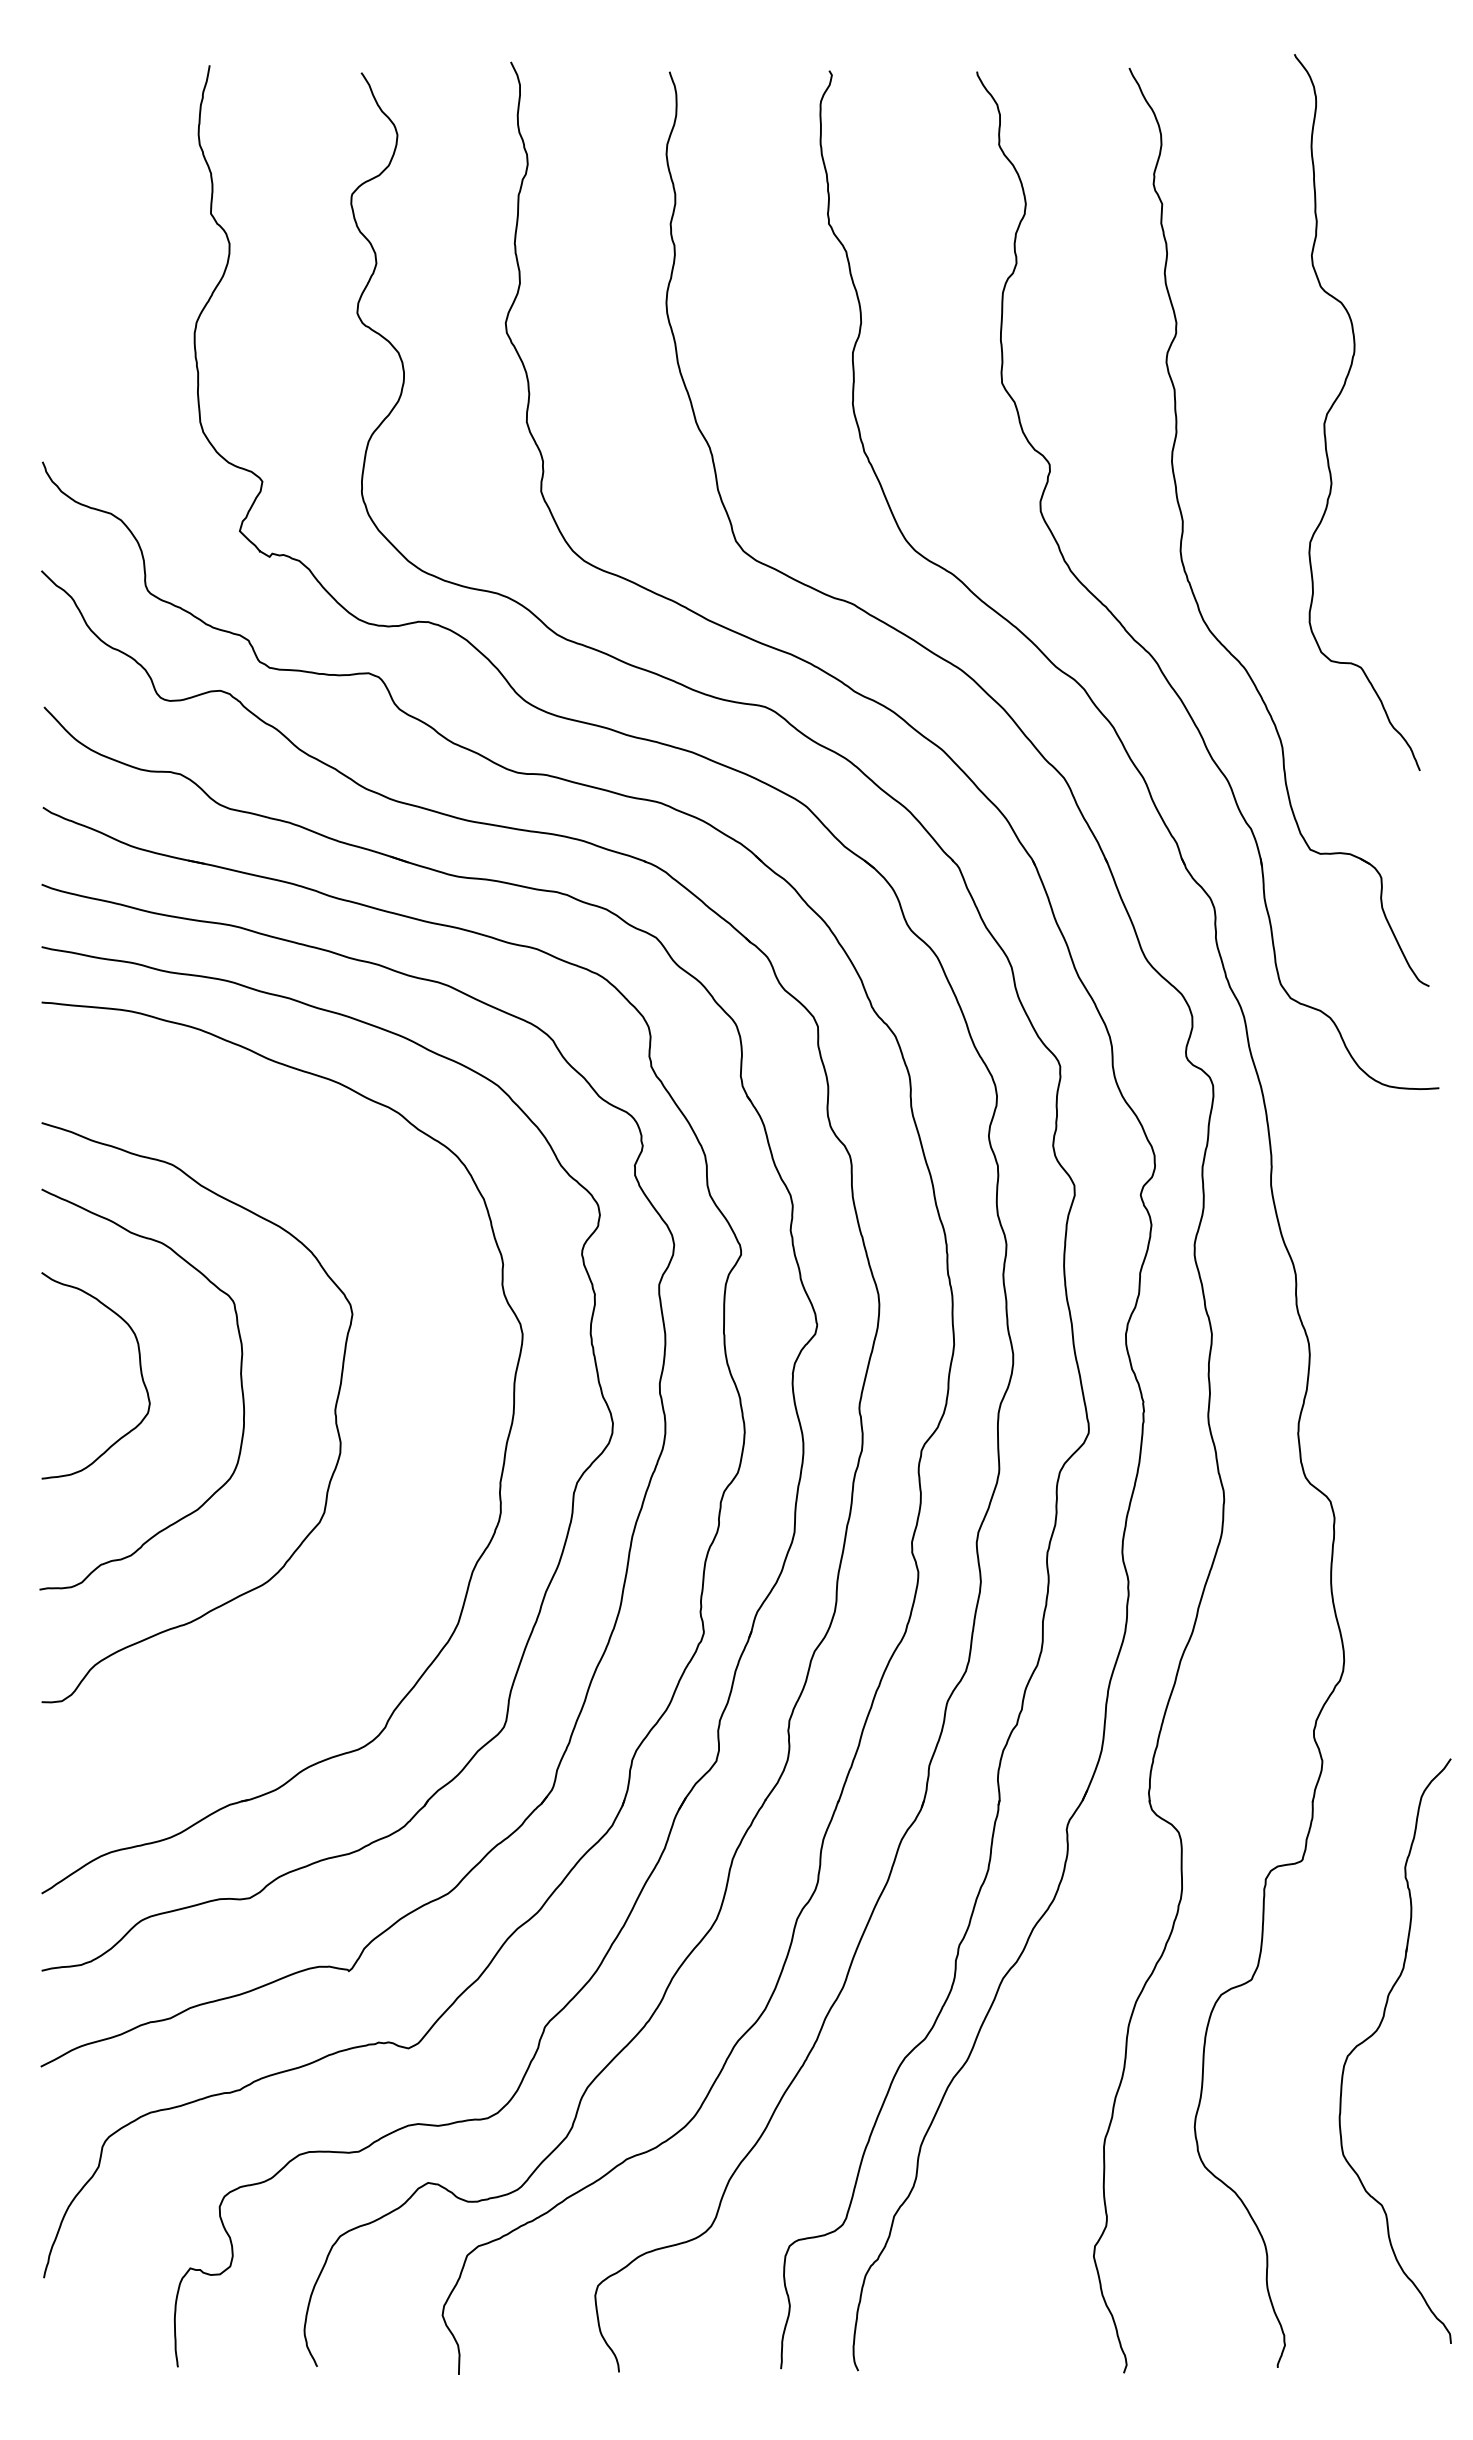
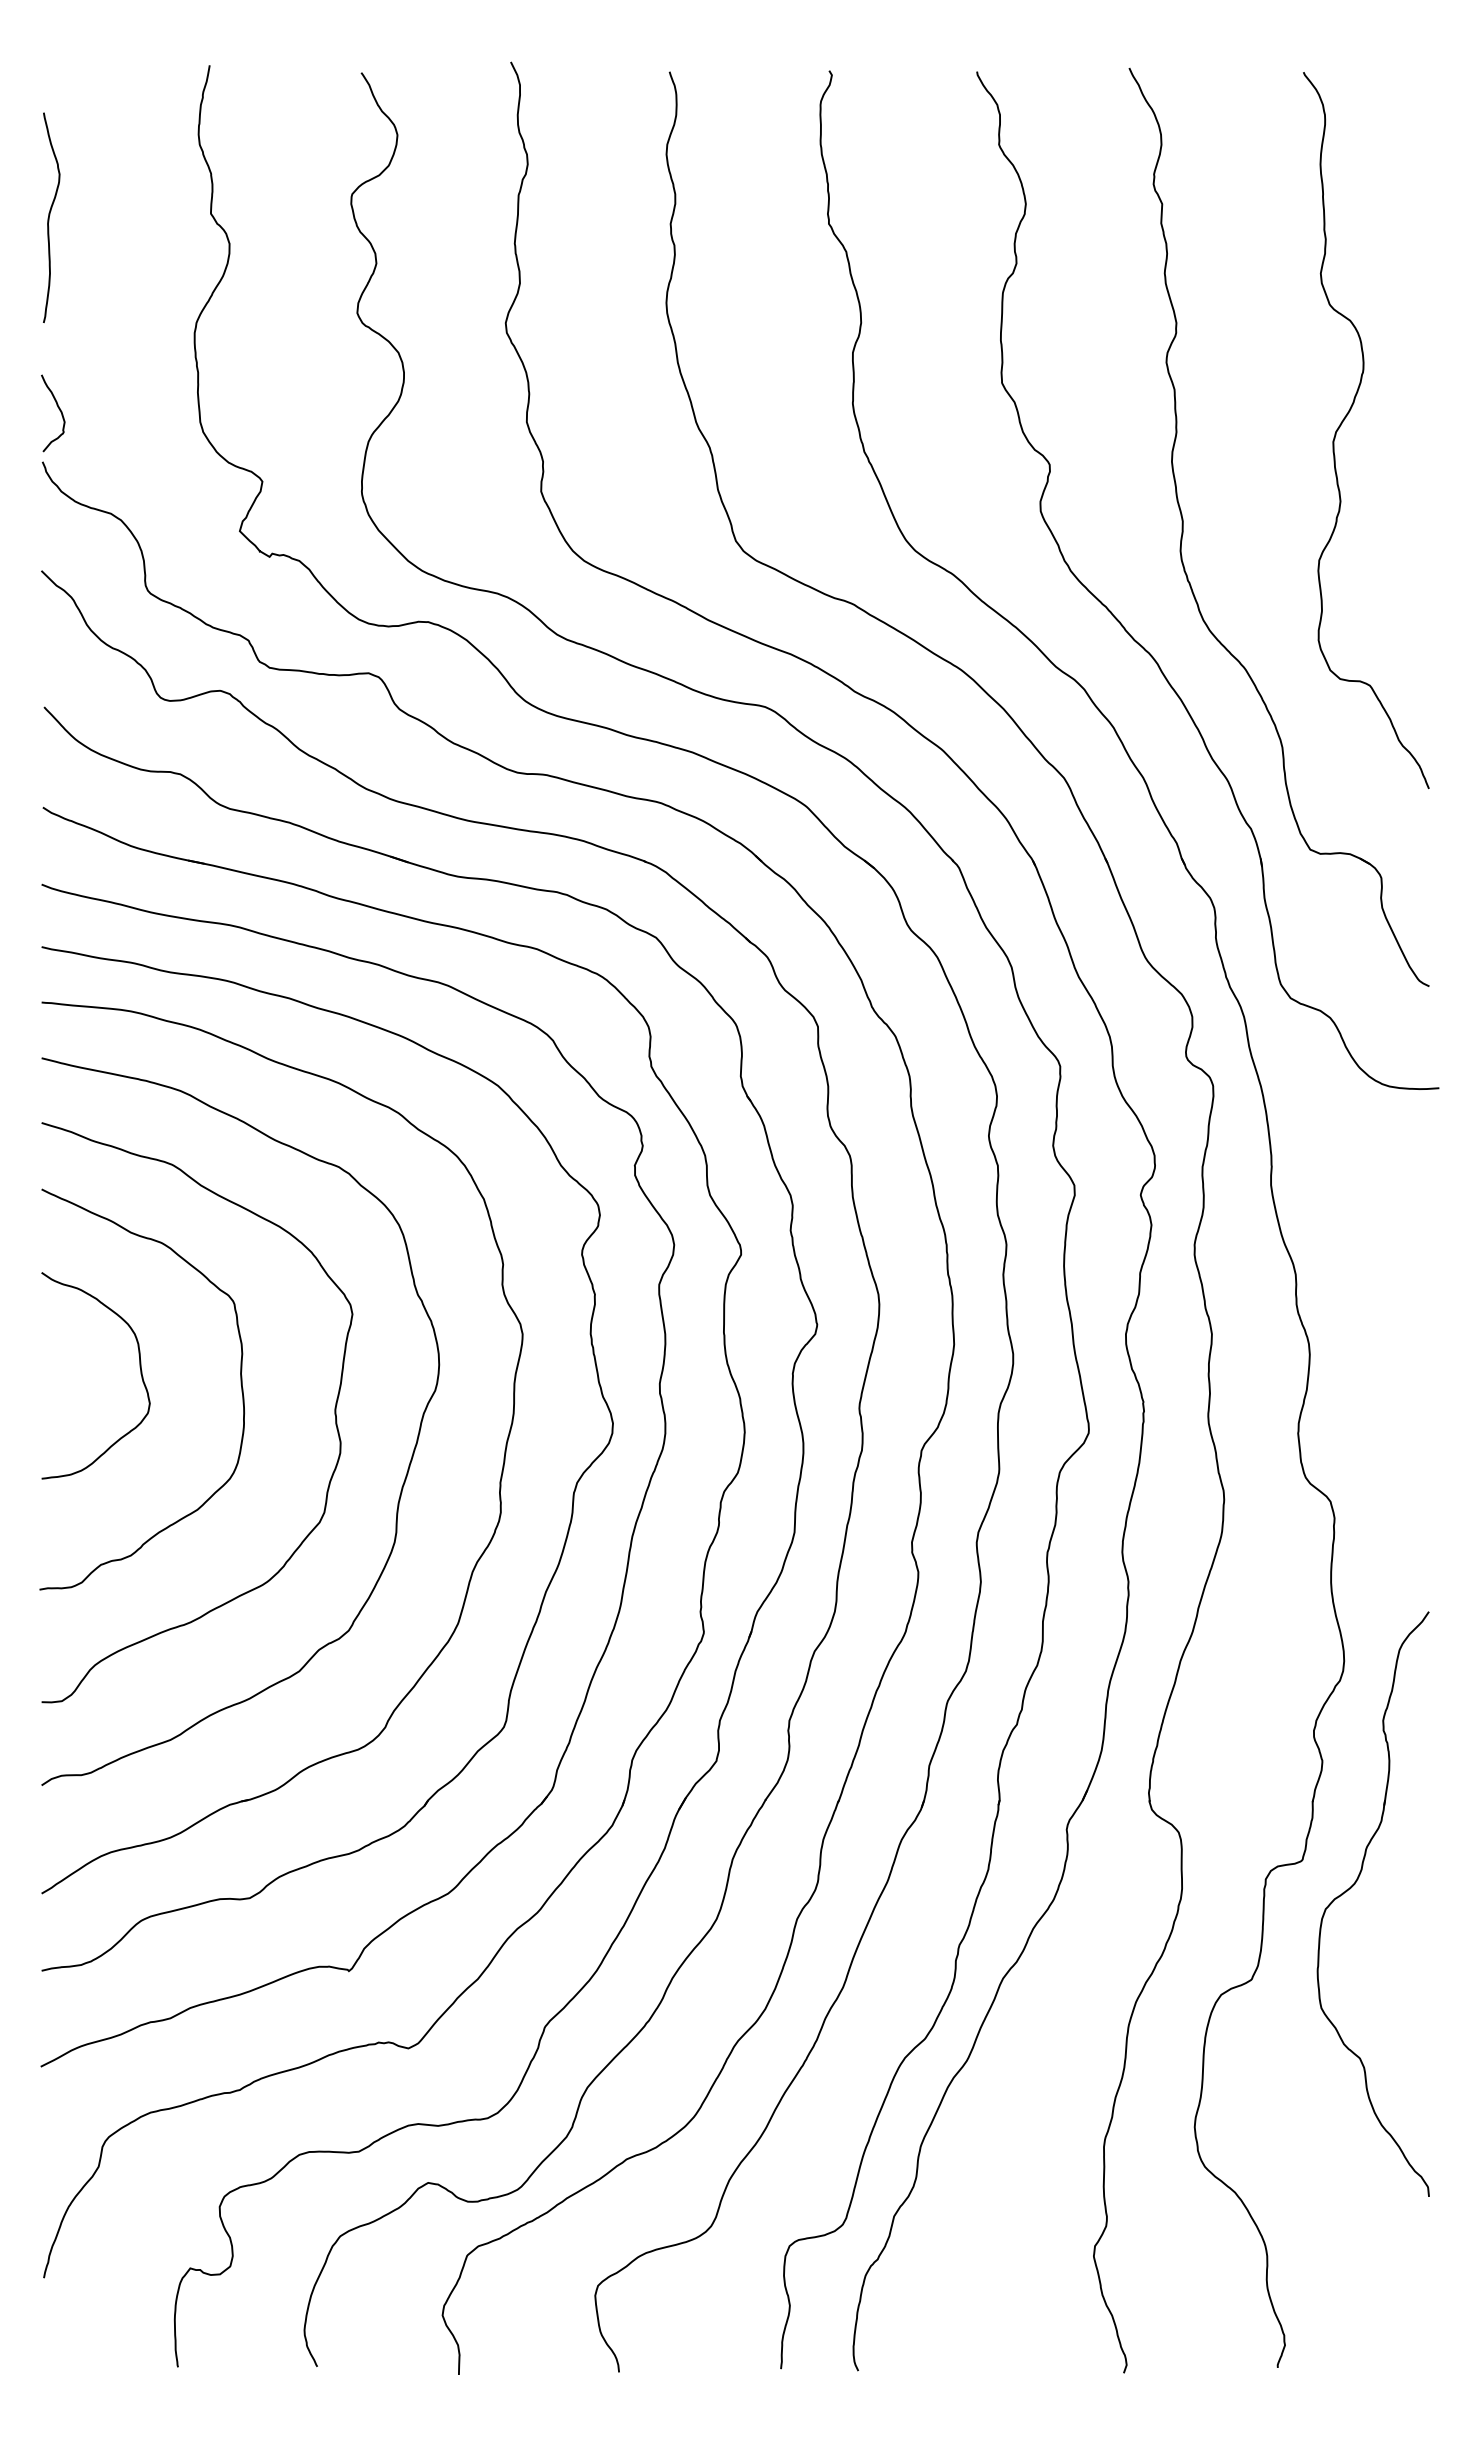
curve: none -> present (49, 217)
curve position: (1336, 401) -> (1345, 419) (1345, 419)
curve: none -> present (58, 409)
curve: none -> present (407, 1468)
part position: (1376, 2032) -> (1354, 1885) (1354, 1885)
